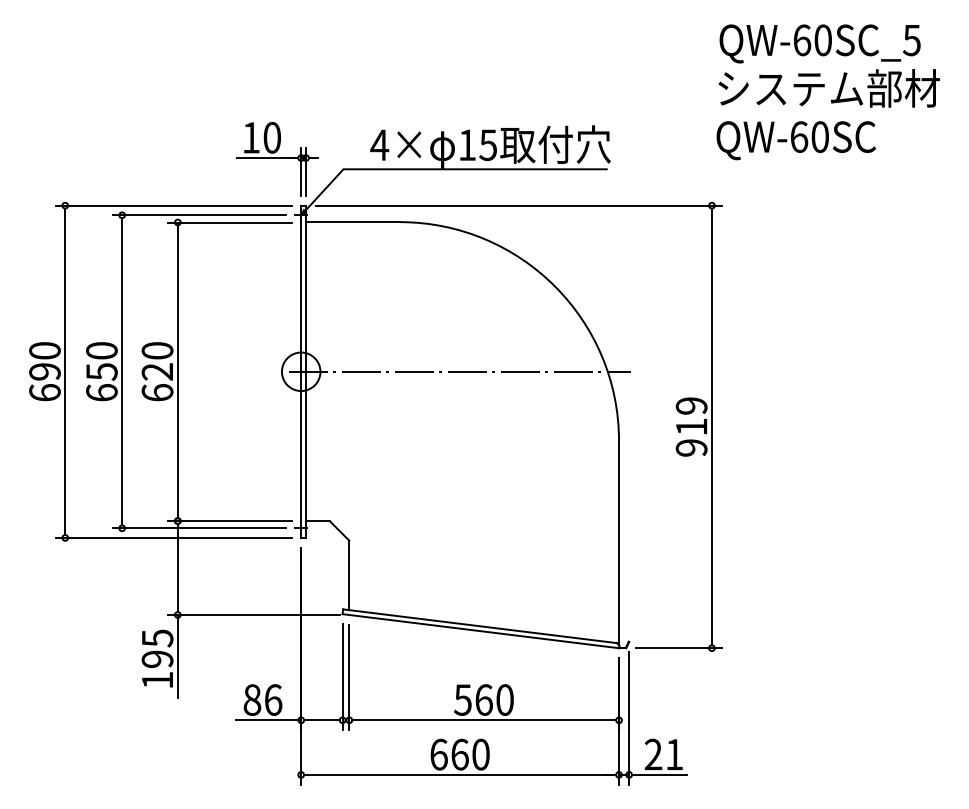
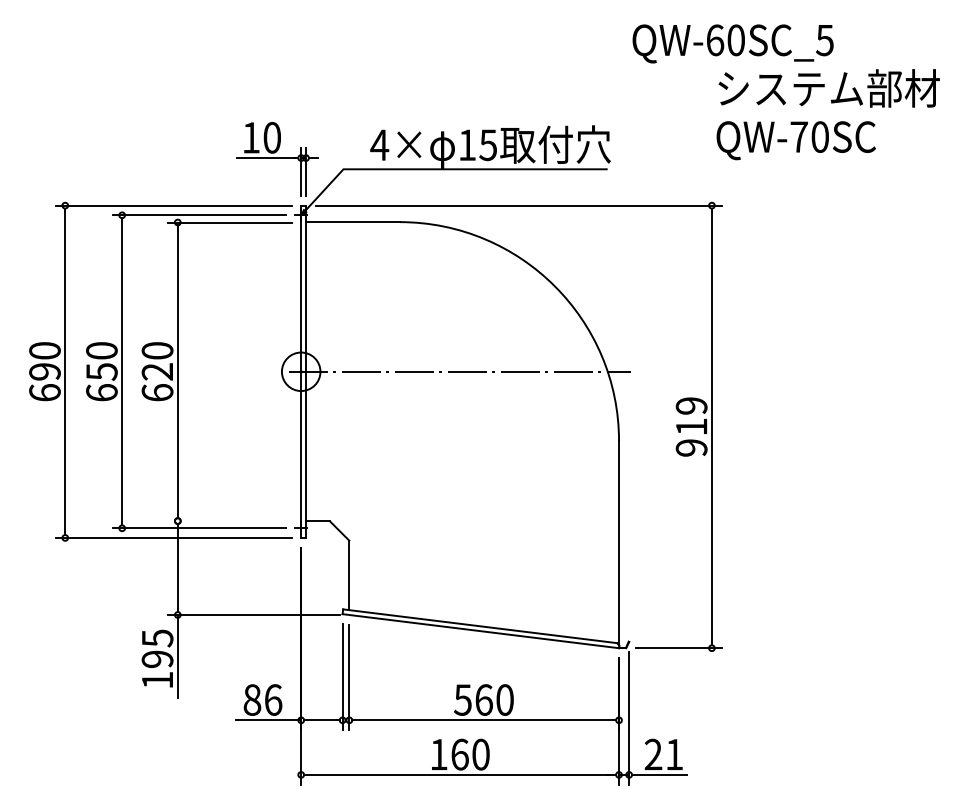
text position: (819, 43) -> (732, 43) (732, 43)
text: QW-60SC -> QW-70SC (799, 136)
line: present -> none (229, 521)
text: 660 -> 160 (438, 754)
